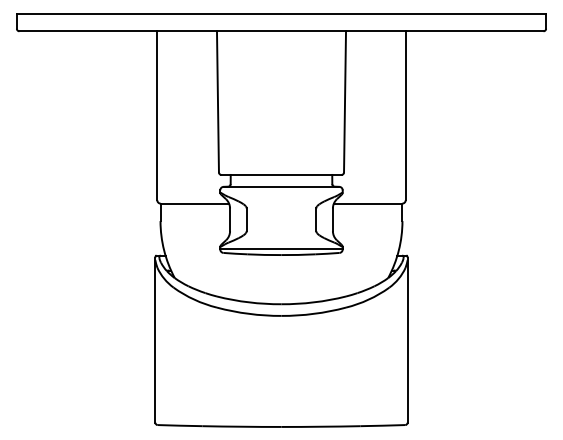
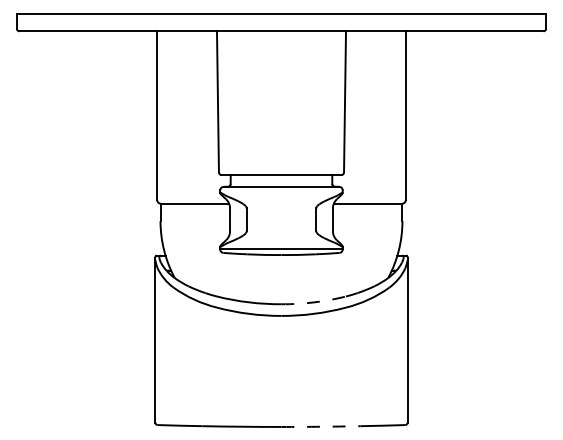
arc: solid -> dashed (313, 302)
arc: solid -> dashed (321, 426)
